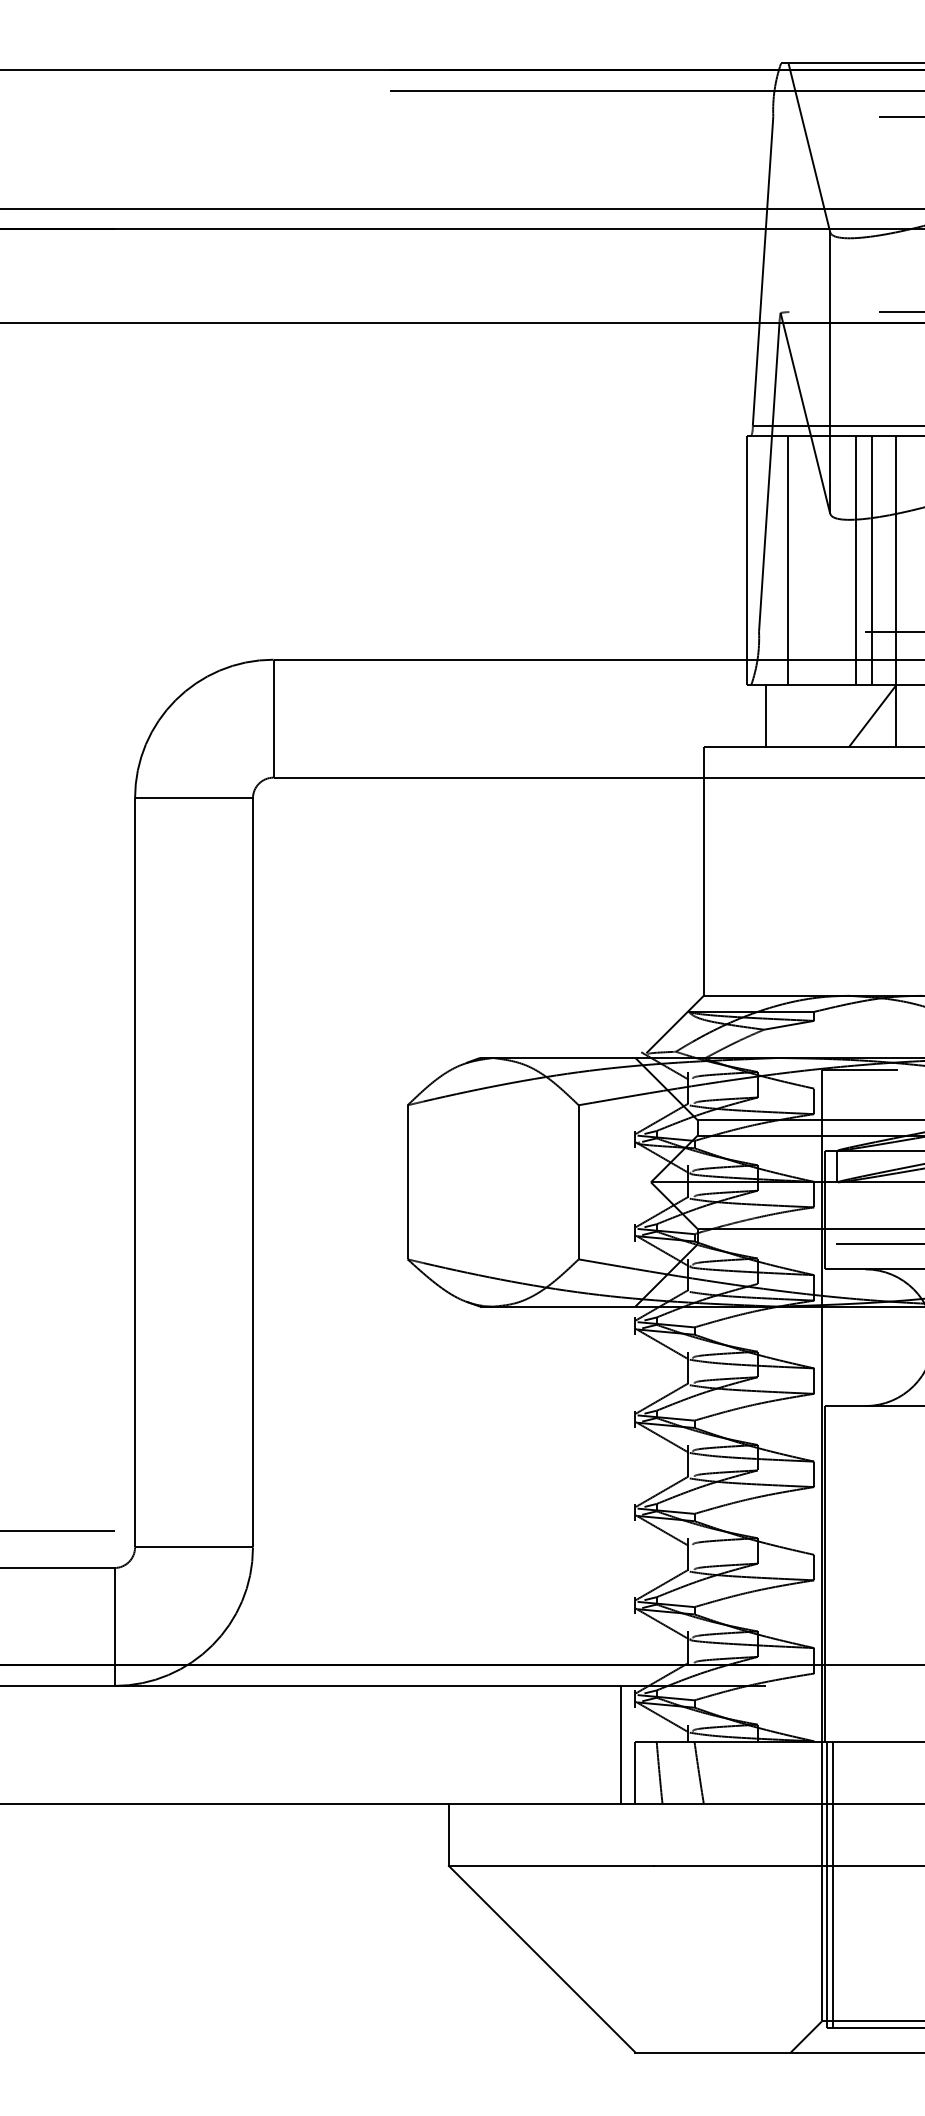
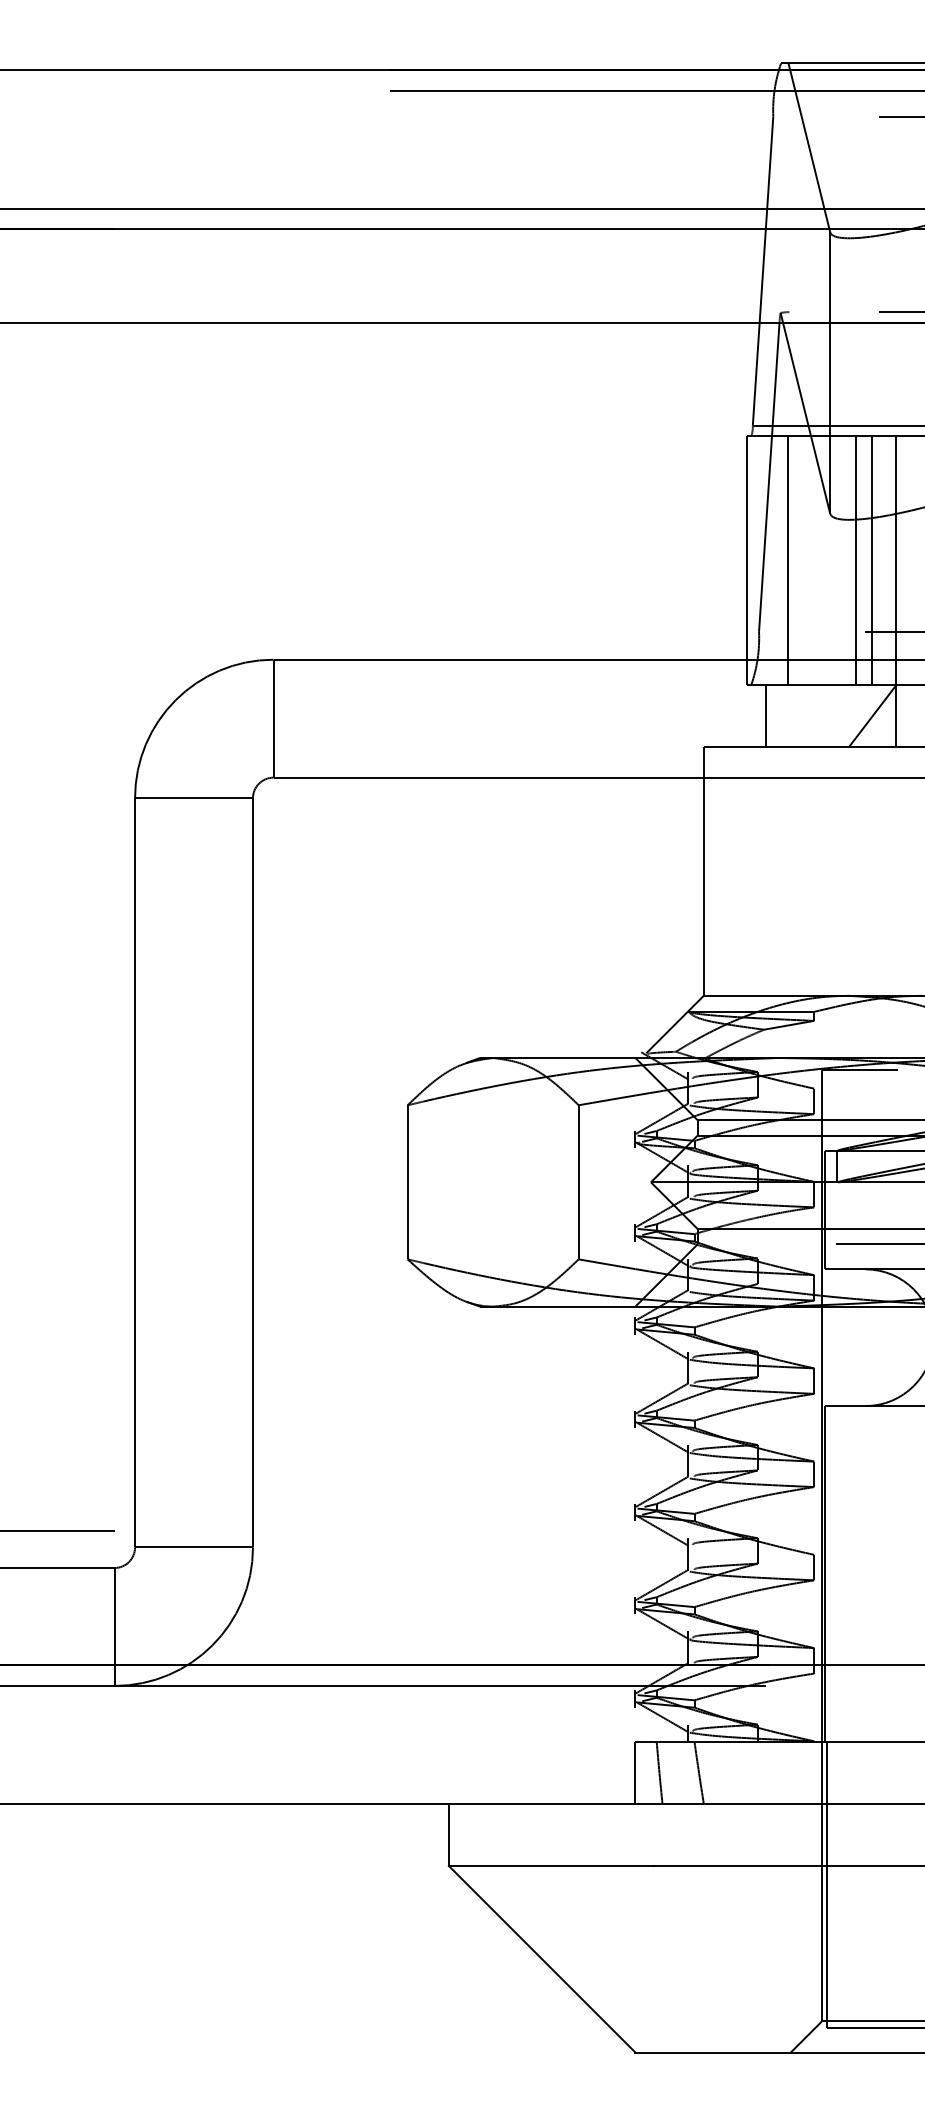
line: present -> none (620, 1744)
line: present -> none (833, 1884)
